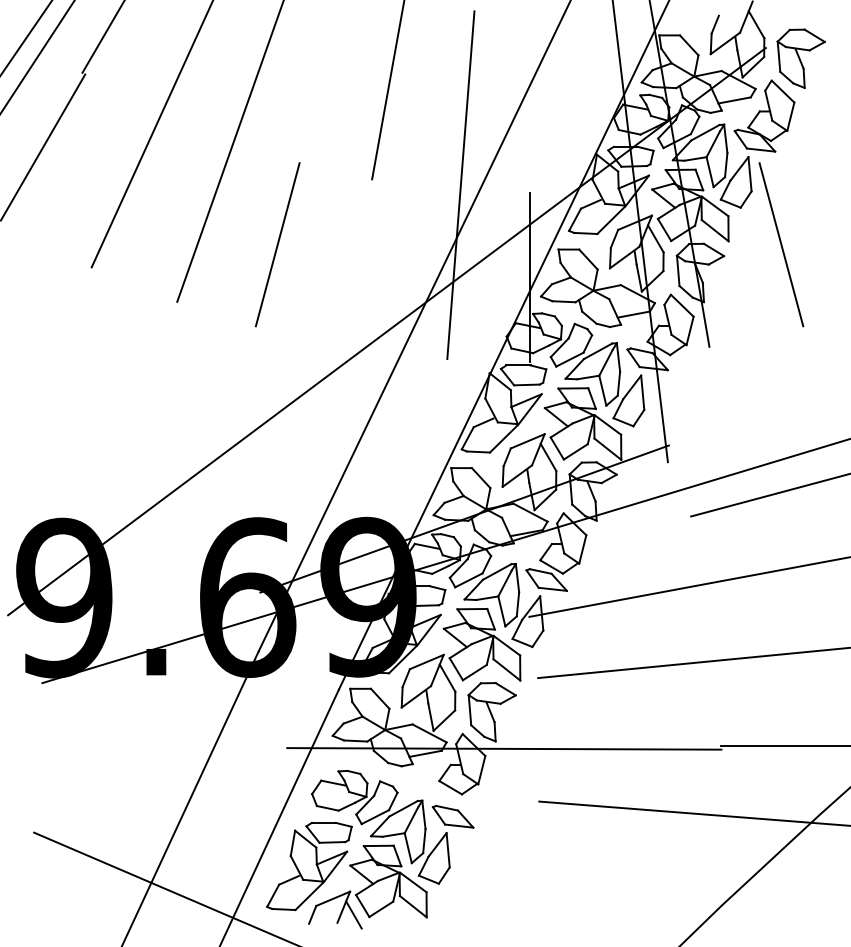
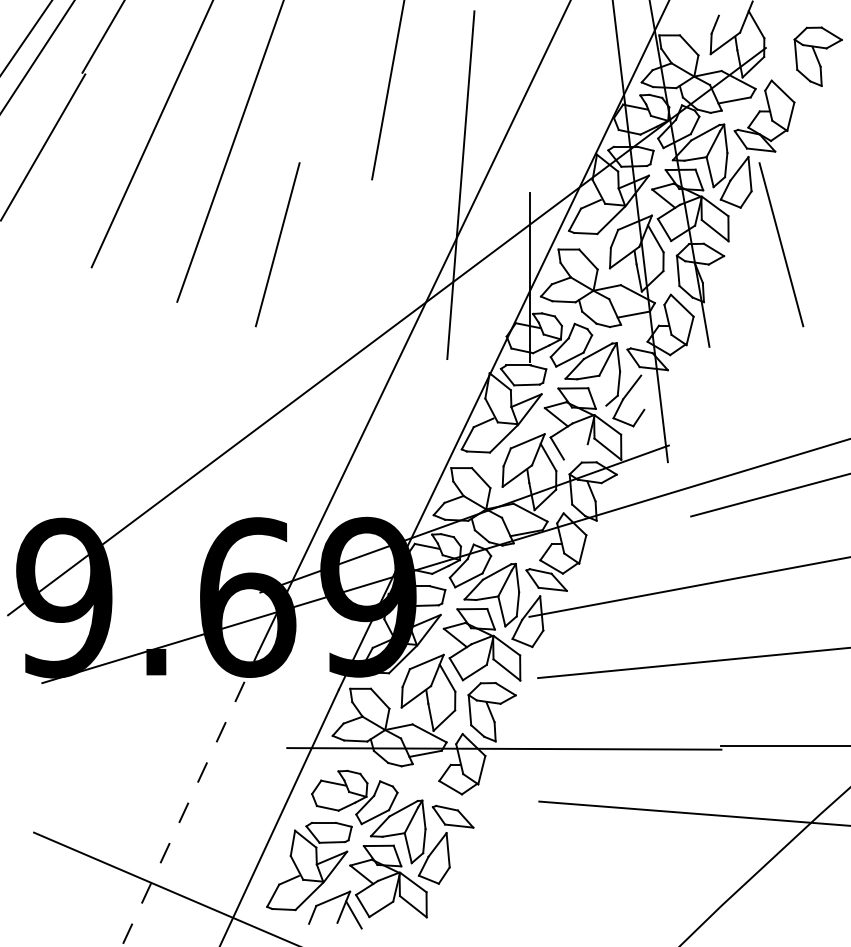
part position: (800, 58) -> (817, 56) (817, 56)
line: present -> none (602, 390)
line: present -> none (642, 392)
line: present -> none (575, 451)
line: solid -> dashed (190, 798)
